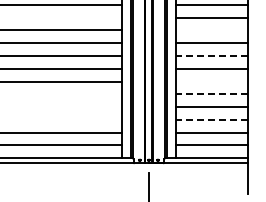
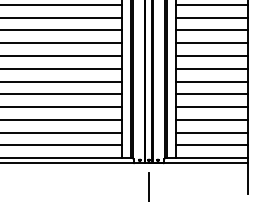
line: none -> present (61, 17)
line: none -> present (211, 30)
line: dashed -> solid (212, 55)
line: none -> present (211, 81)
line: none -> present (61, 94)
line: dashed -> solid (212, 94)
line: none -> present (61, 107)
line: none -> present (61, 119)
line: dashed -> solid (212, 119)
